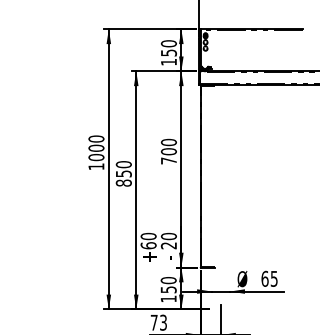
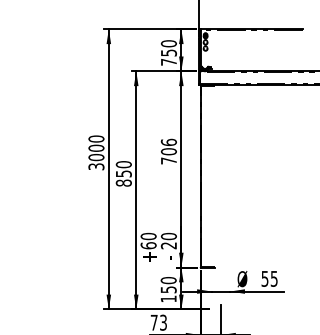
text: 150 -> 750 (168, 61)
text: 700 -> 706 (168, 141)
text: 1000 -> 3000 (96, 166)
text: 65 -> 55 (264, 278)
